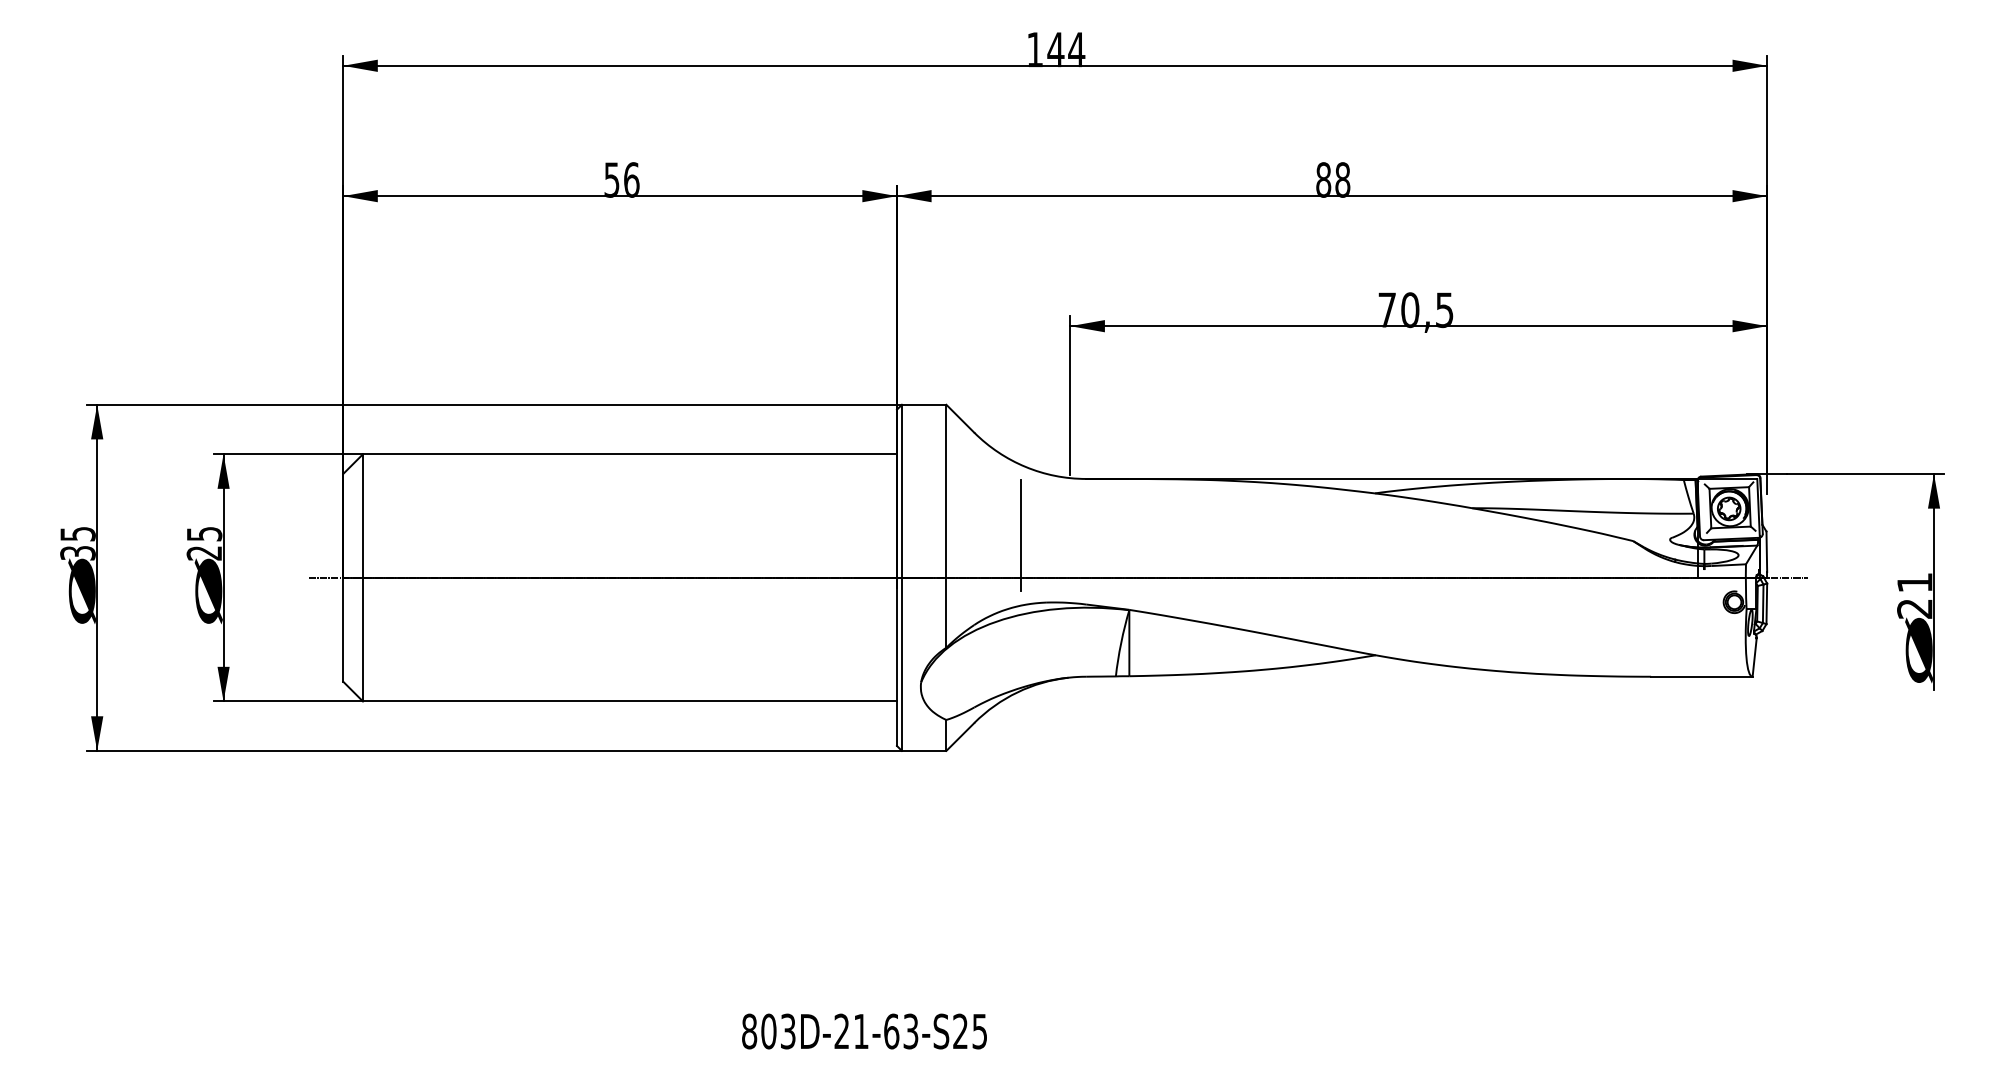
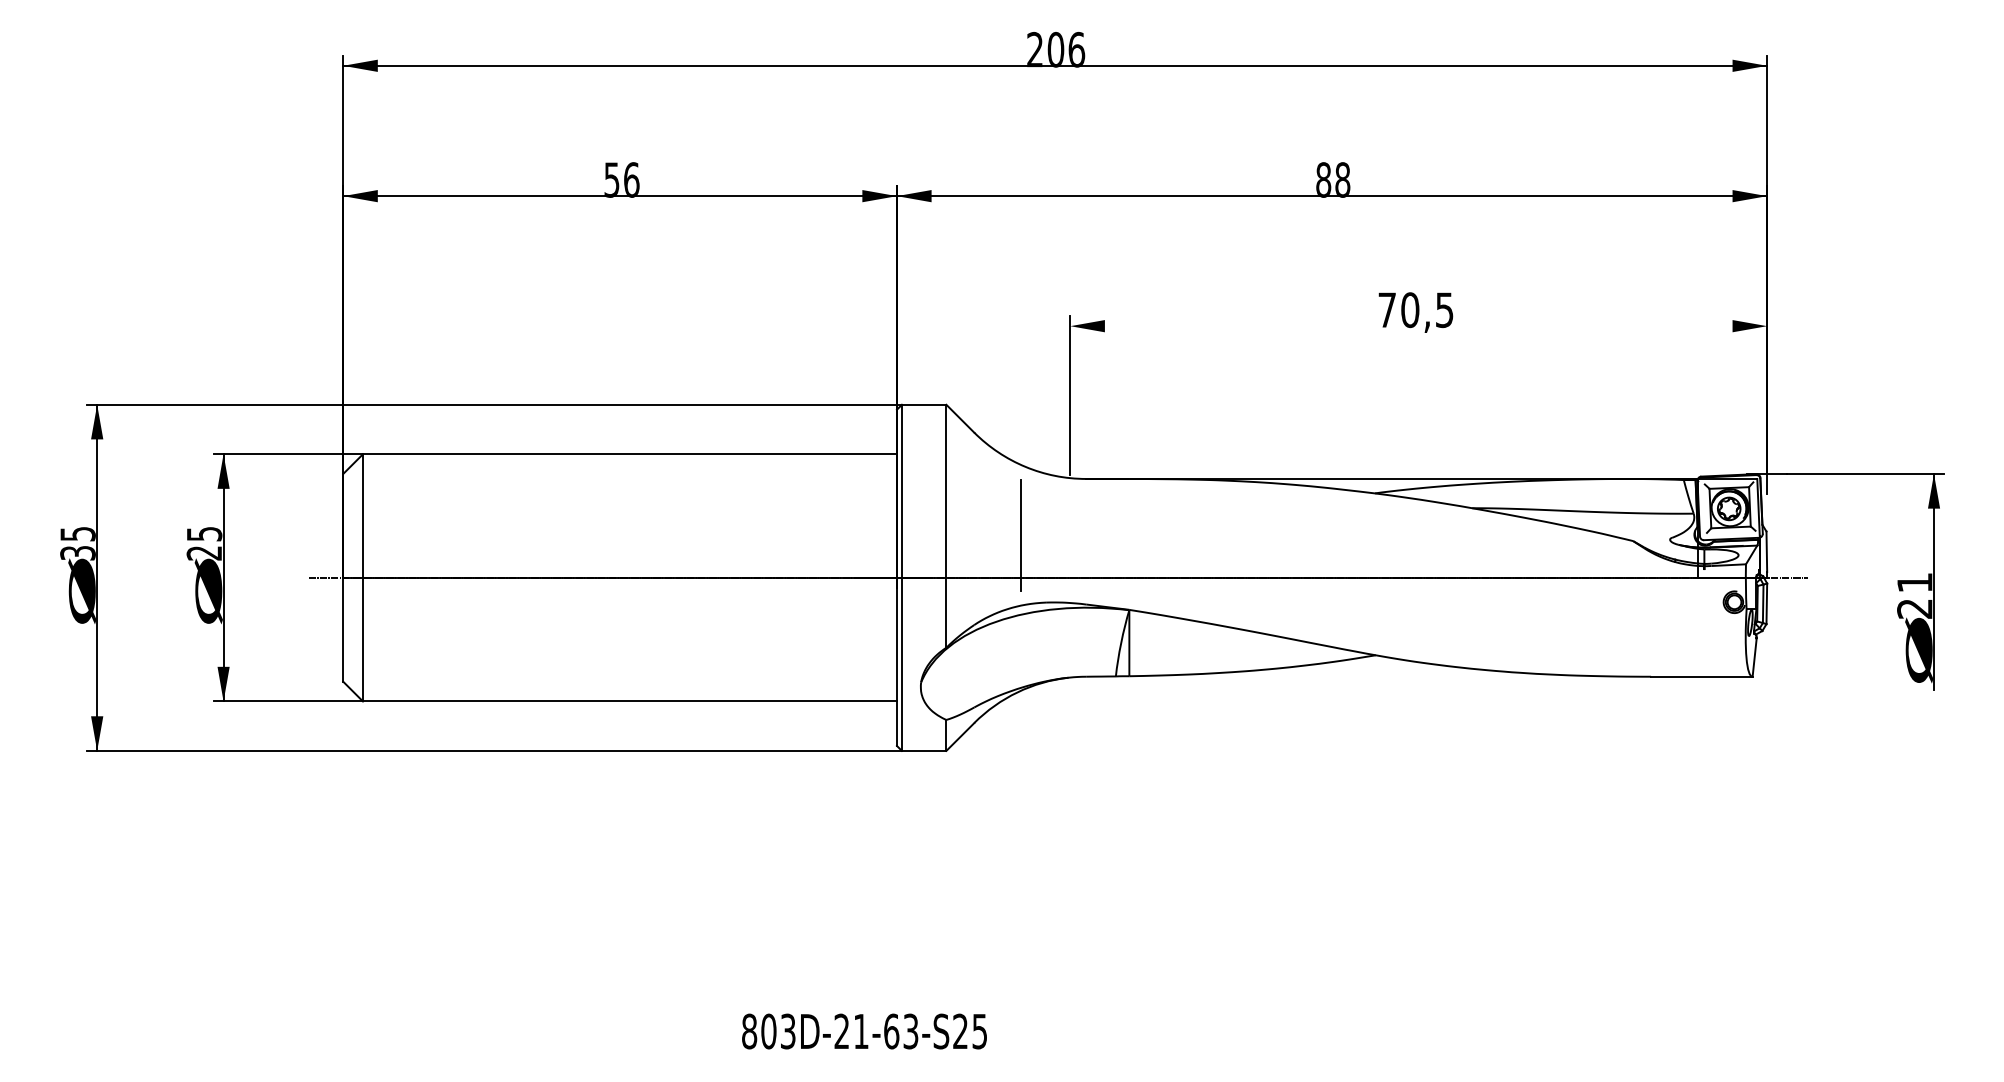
text: 144 -> 206 (1056, 49)
line: present -> none (1418, 326)
